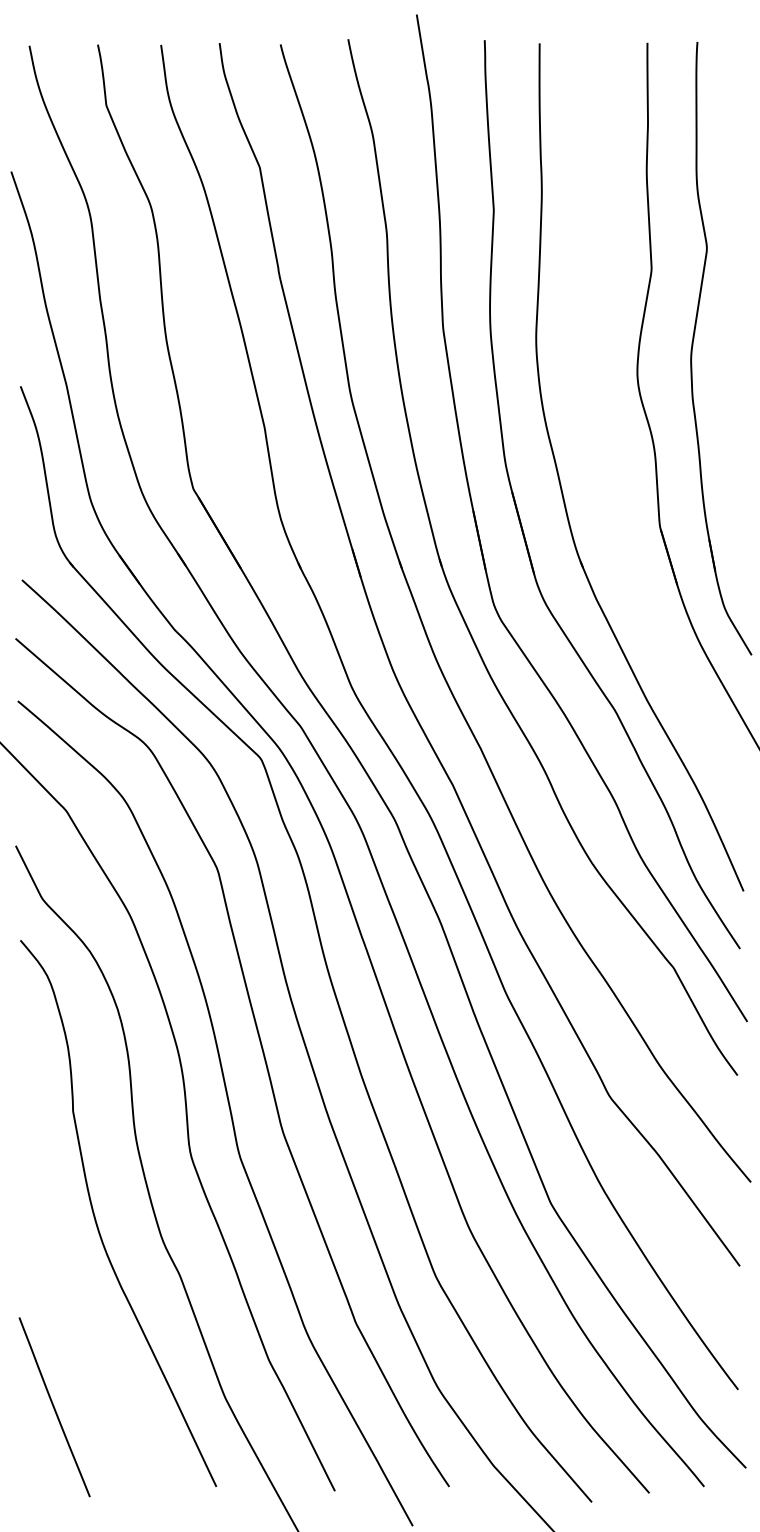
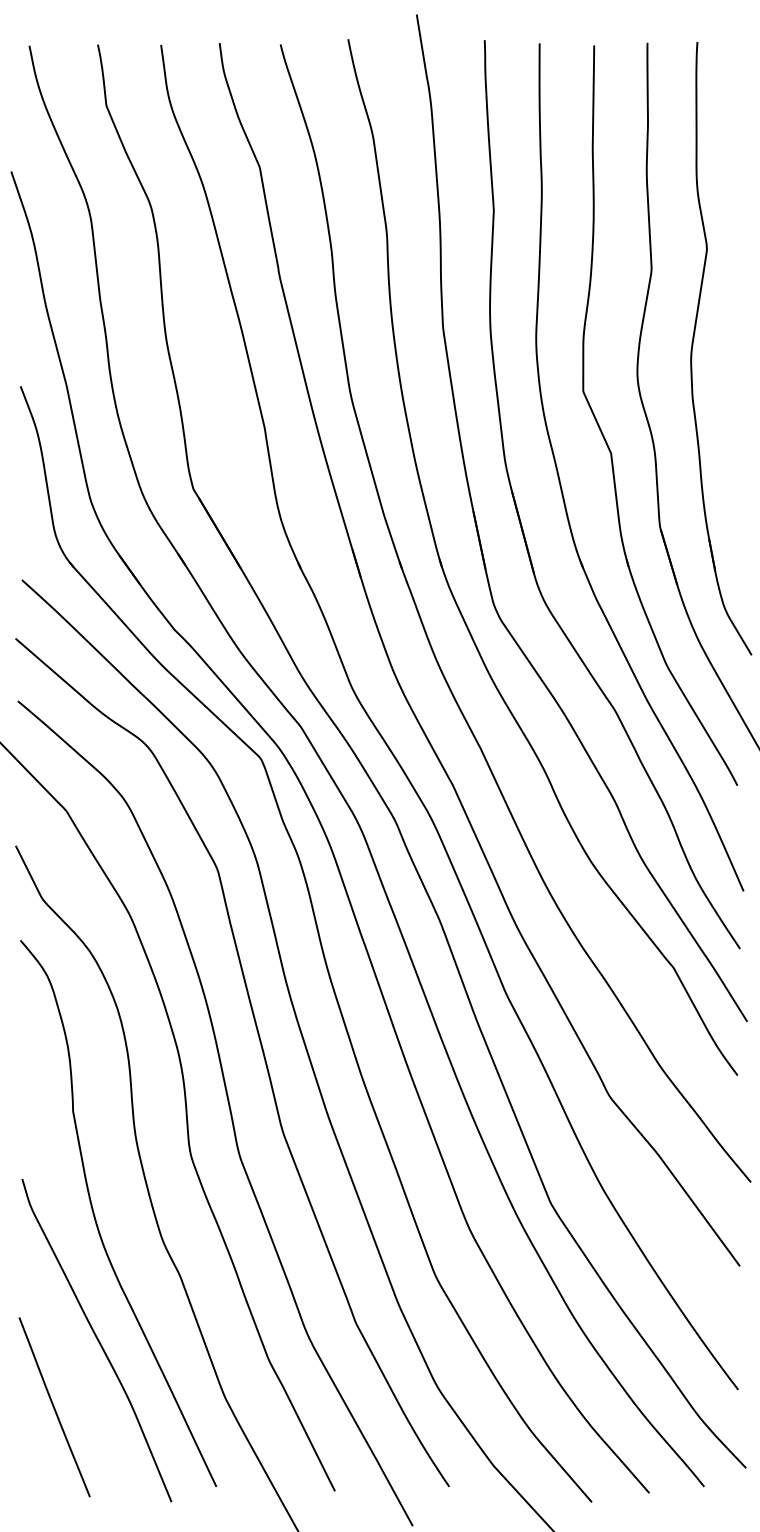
part: none -> present (604, 435)
curve: none -> present (96, 1339)
